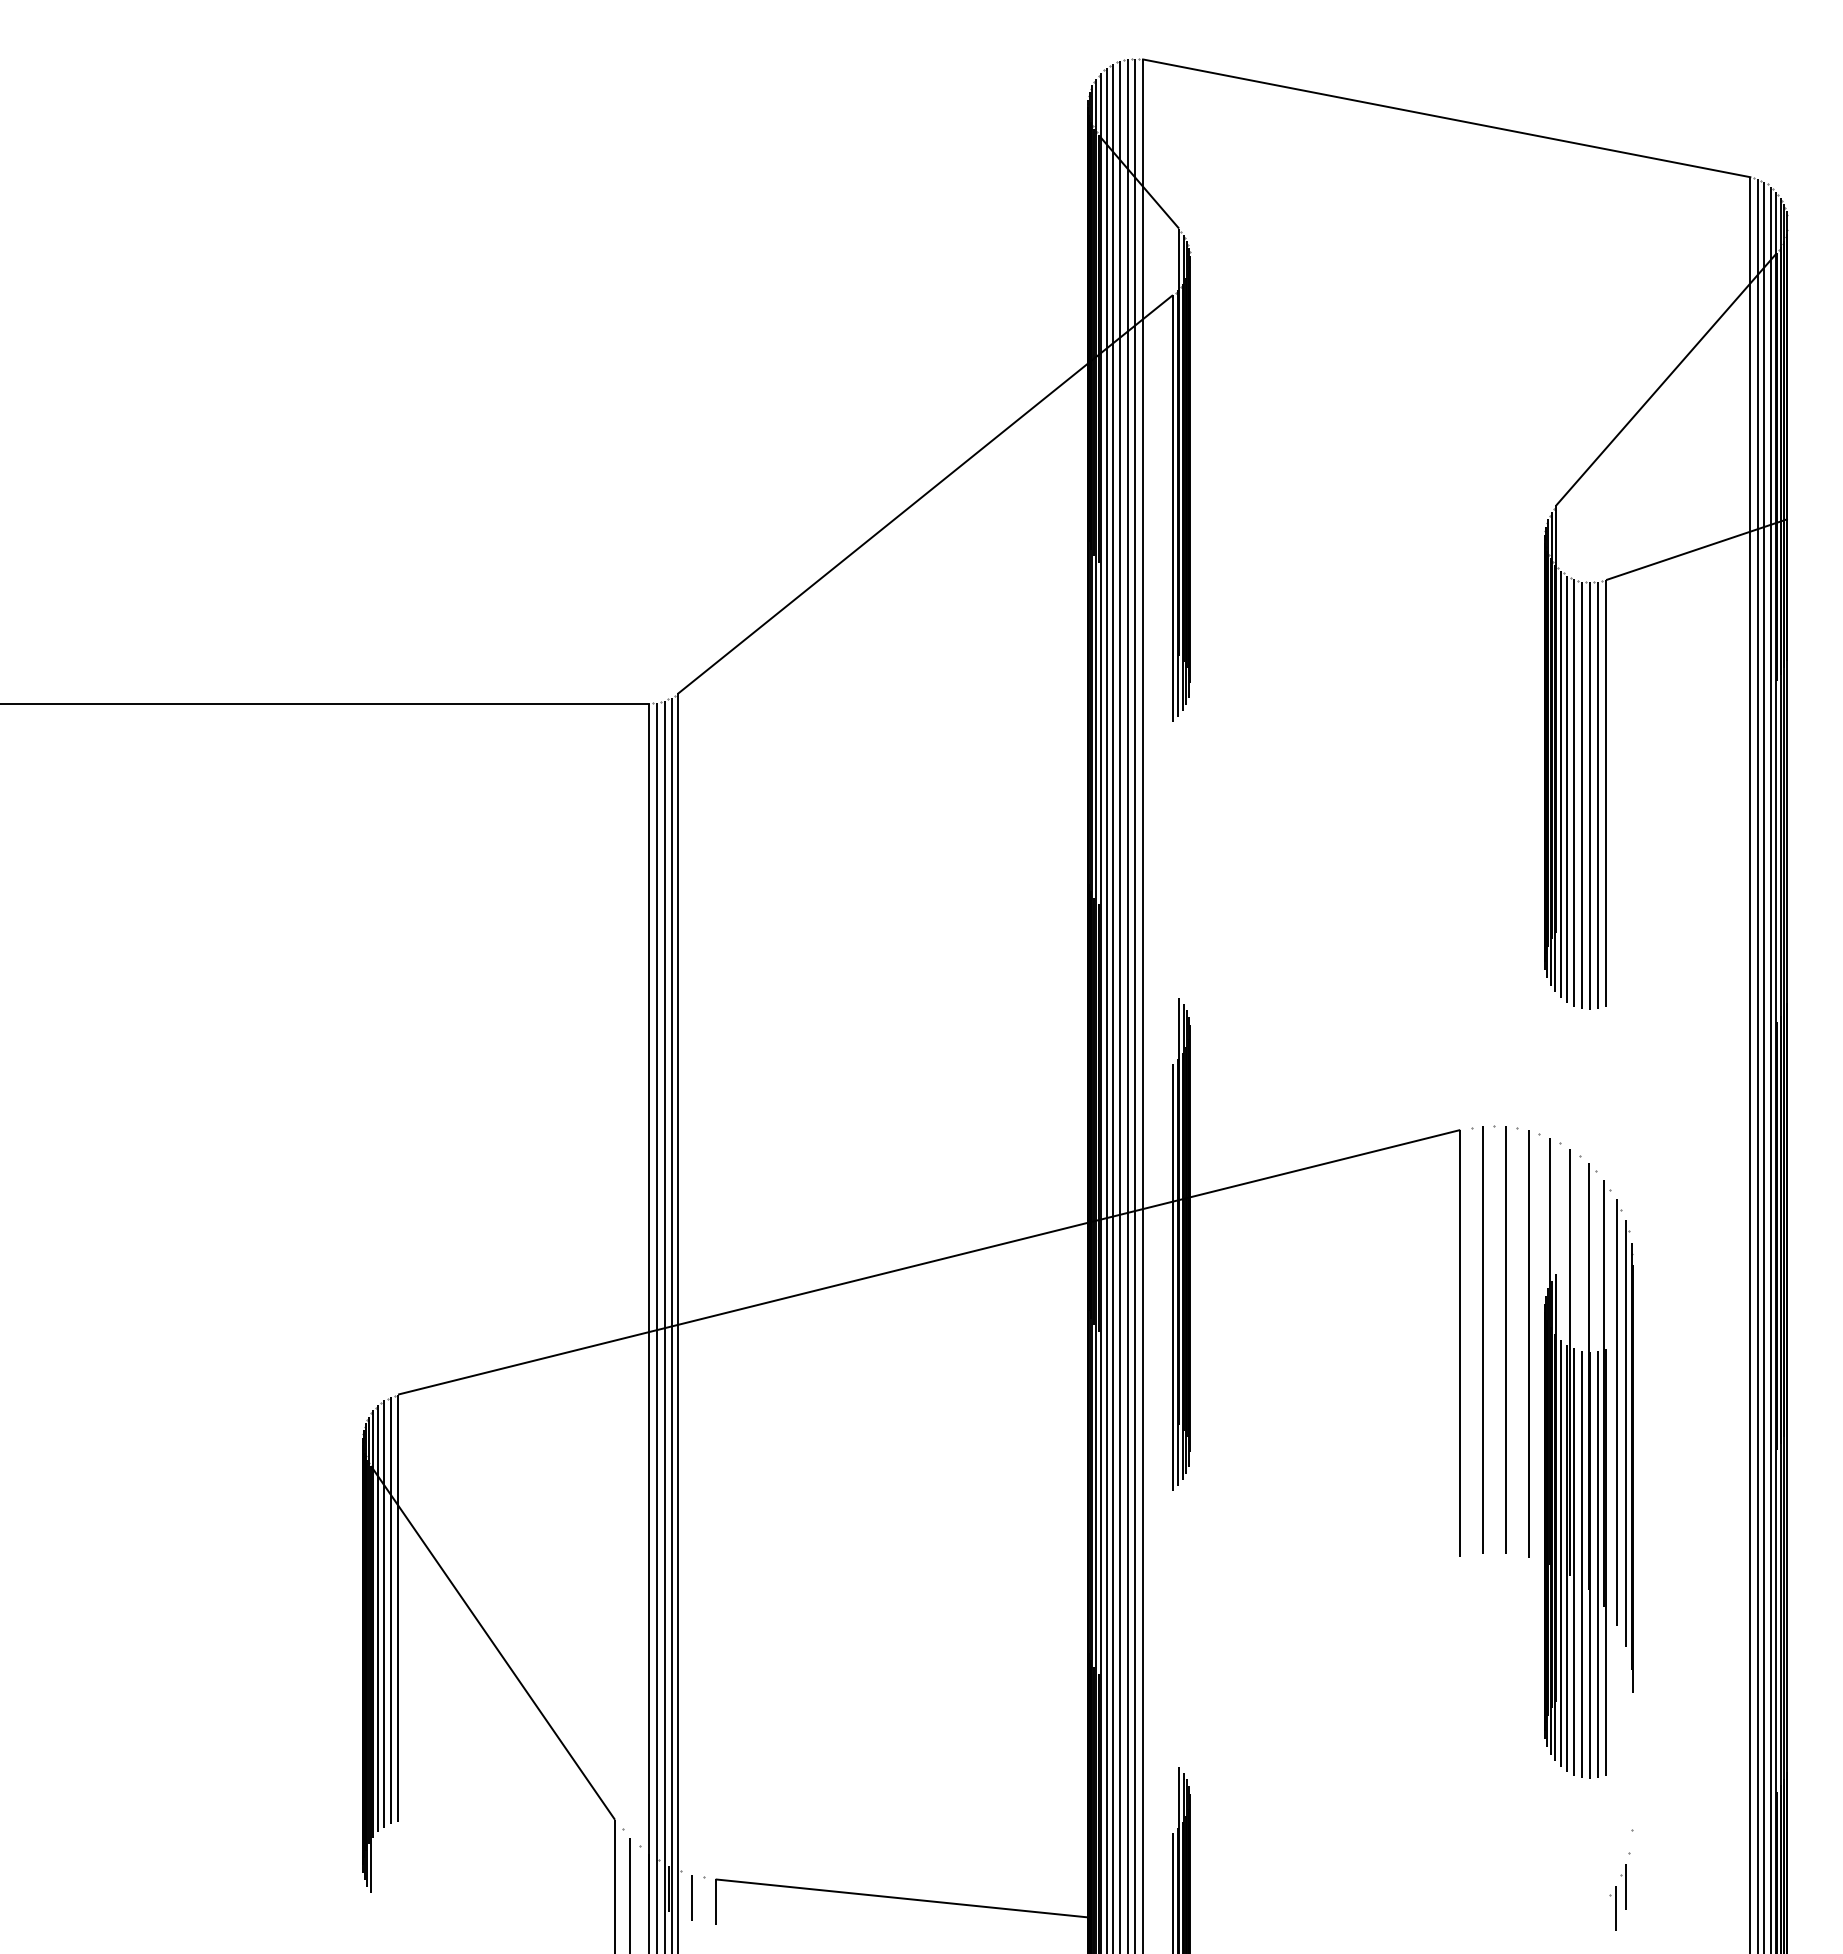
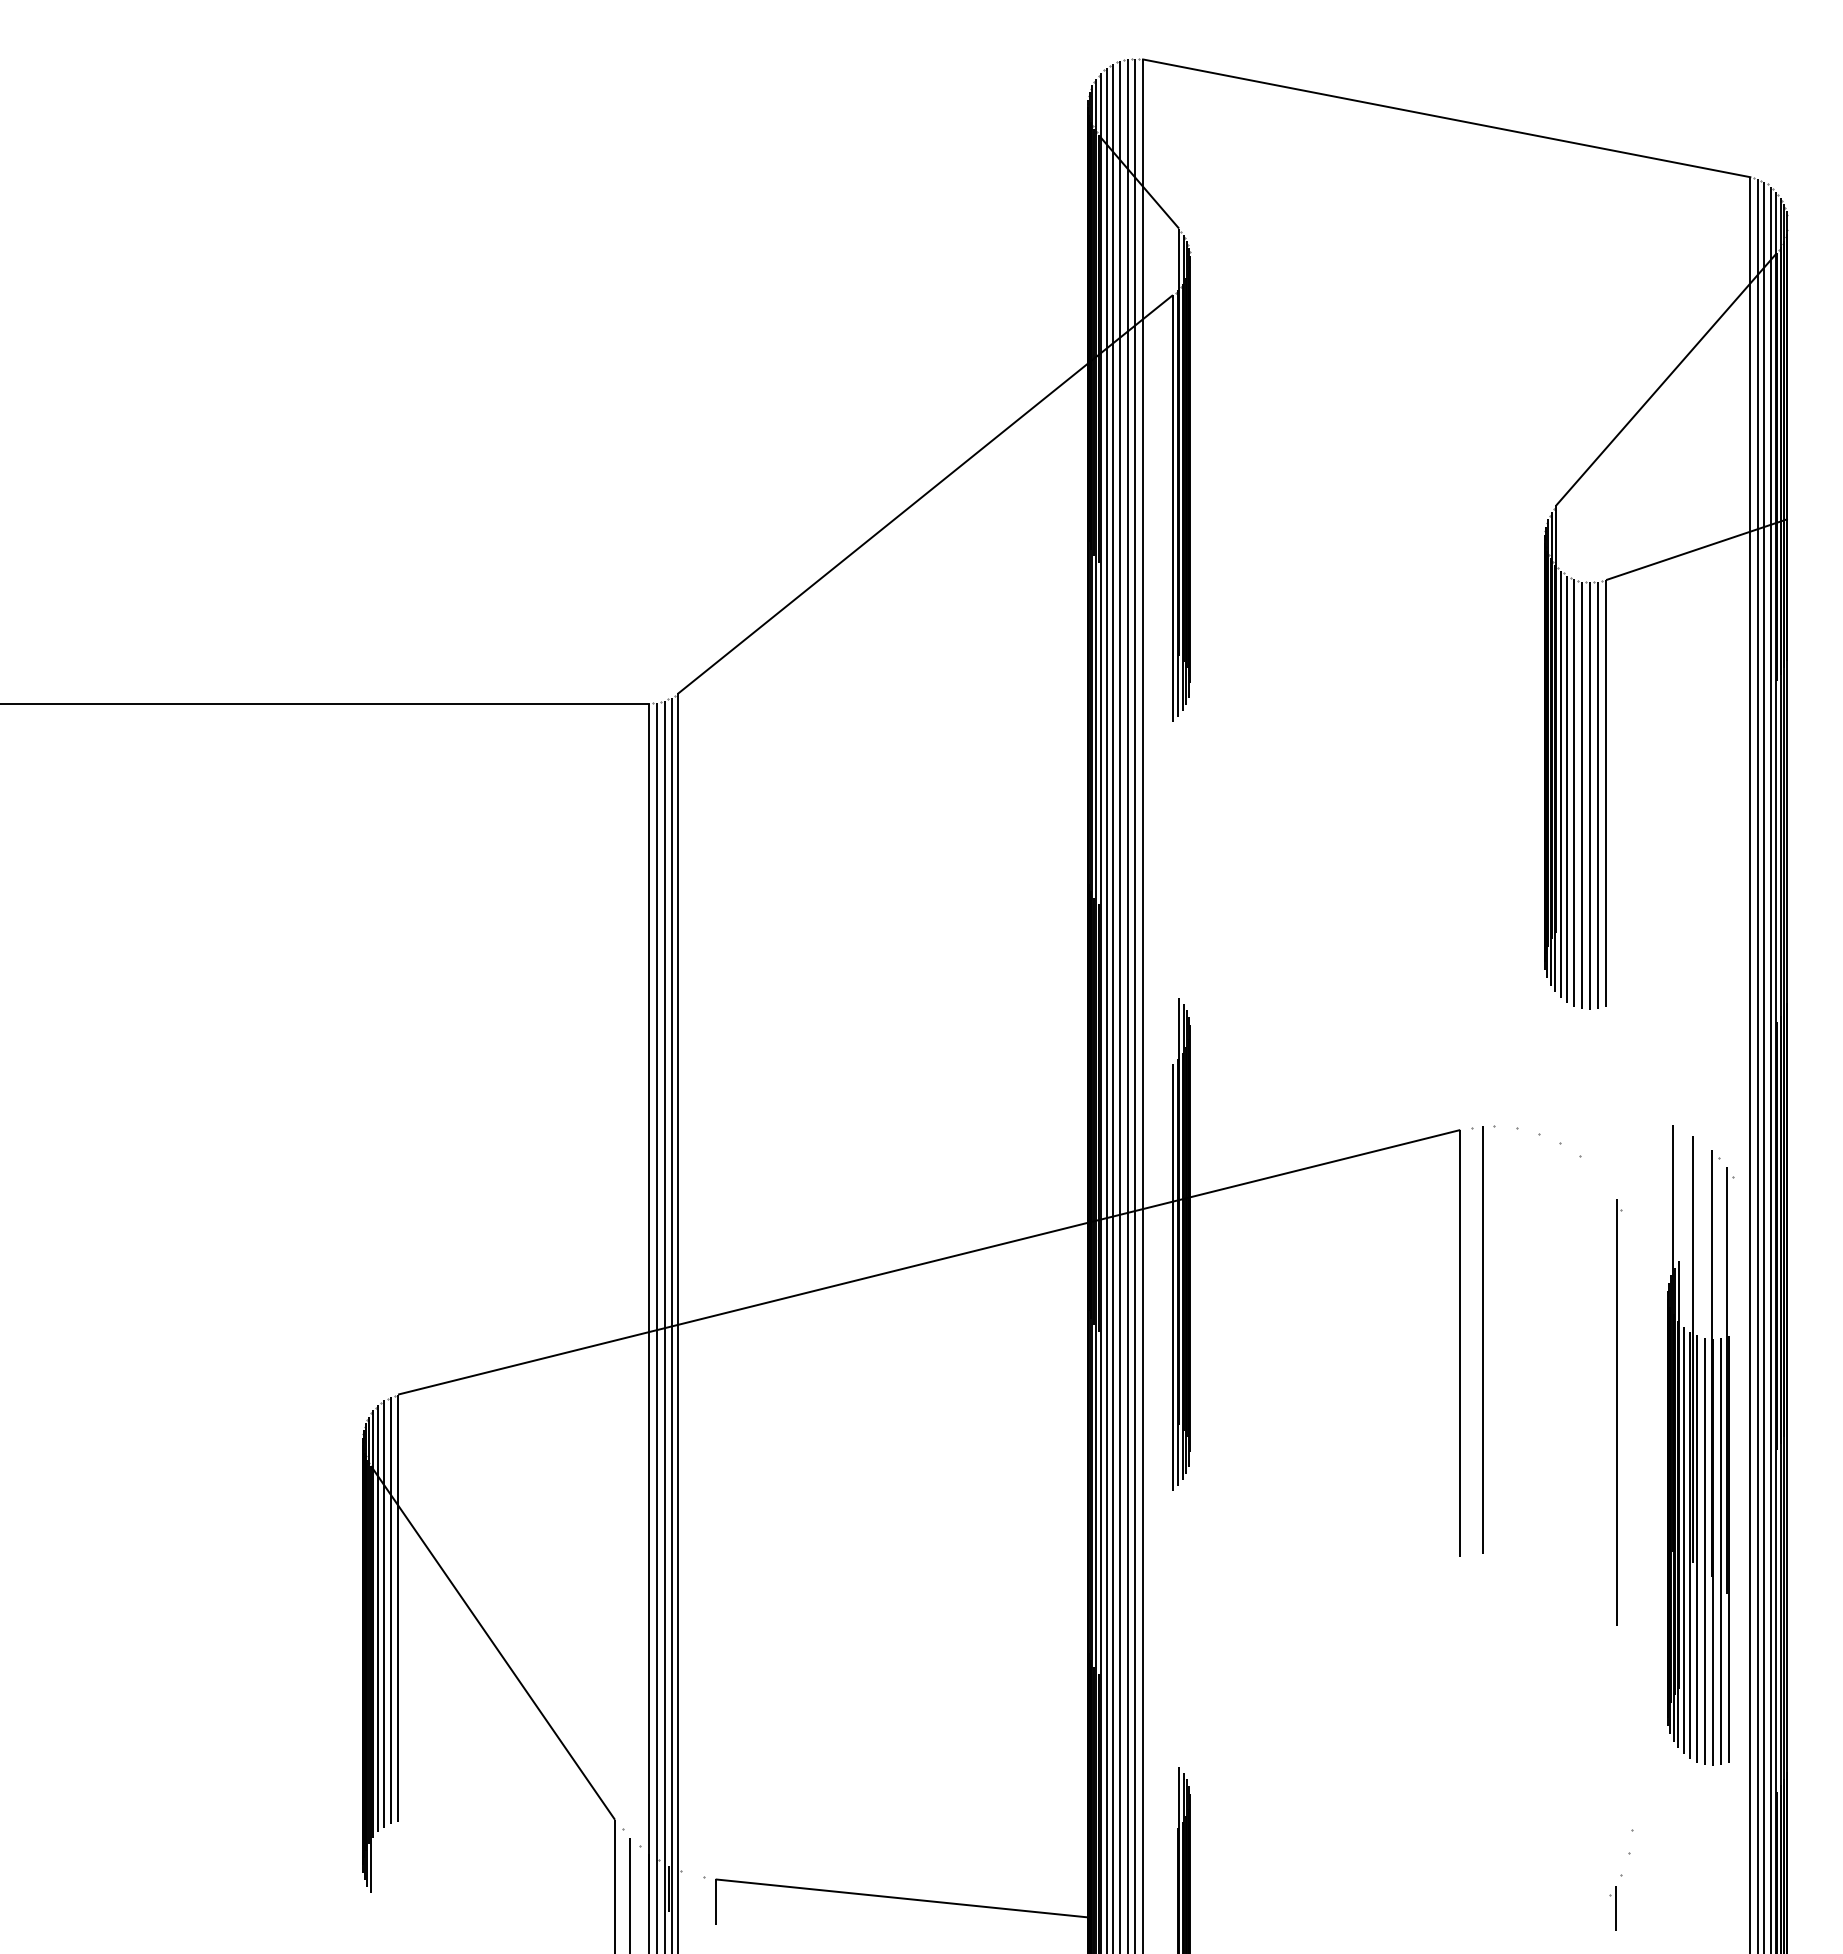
line: present -> none (1505, 1339)
line: present -> none (1528, 1343)
part: present -> none (1629, 1456)
part position: (1577, 1458) -> (1700, 1445) (1700, 1445)
line: present -> none (1625, 1887)
line: present -> none (1172, 1891)
line: present -> none (691, 1897)
